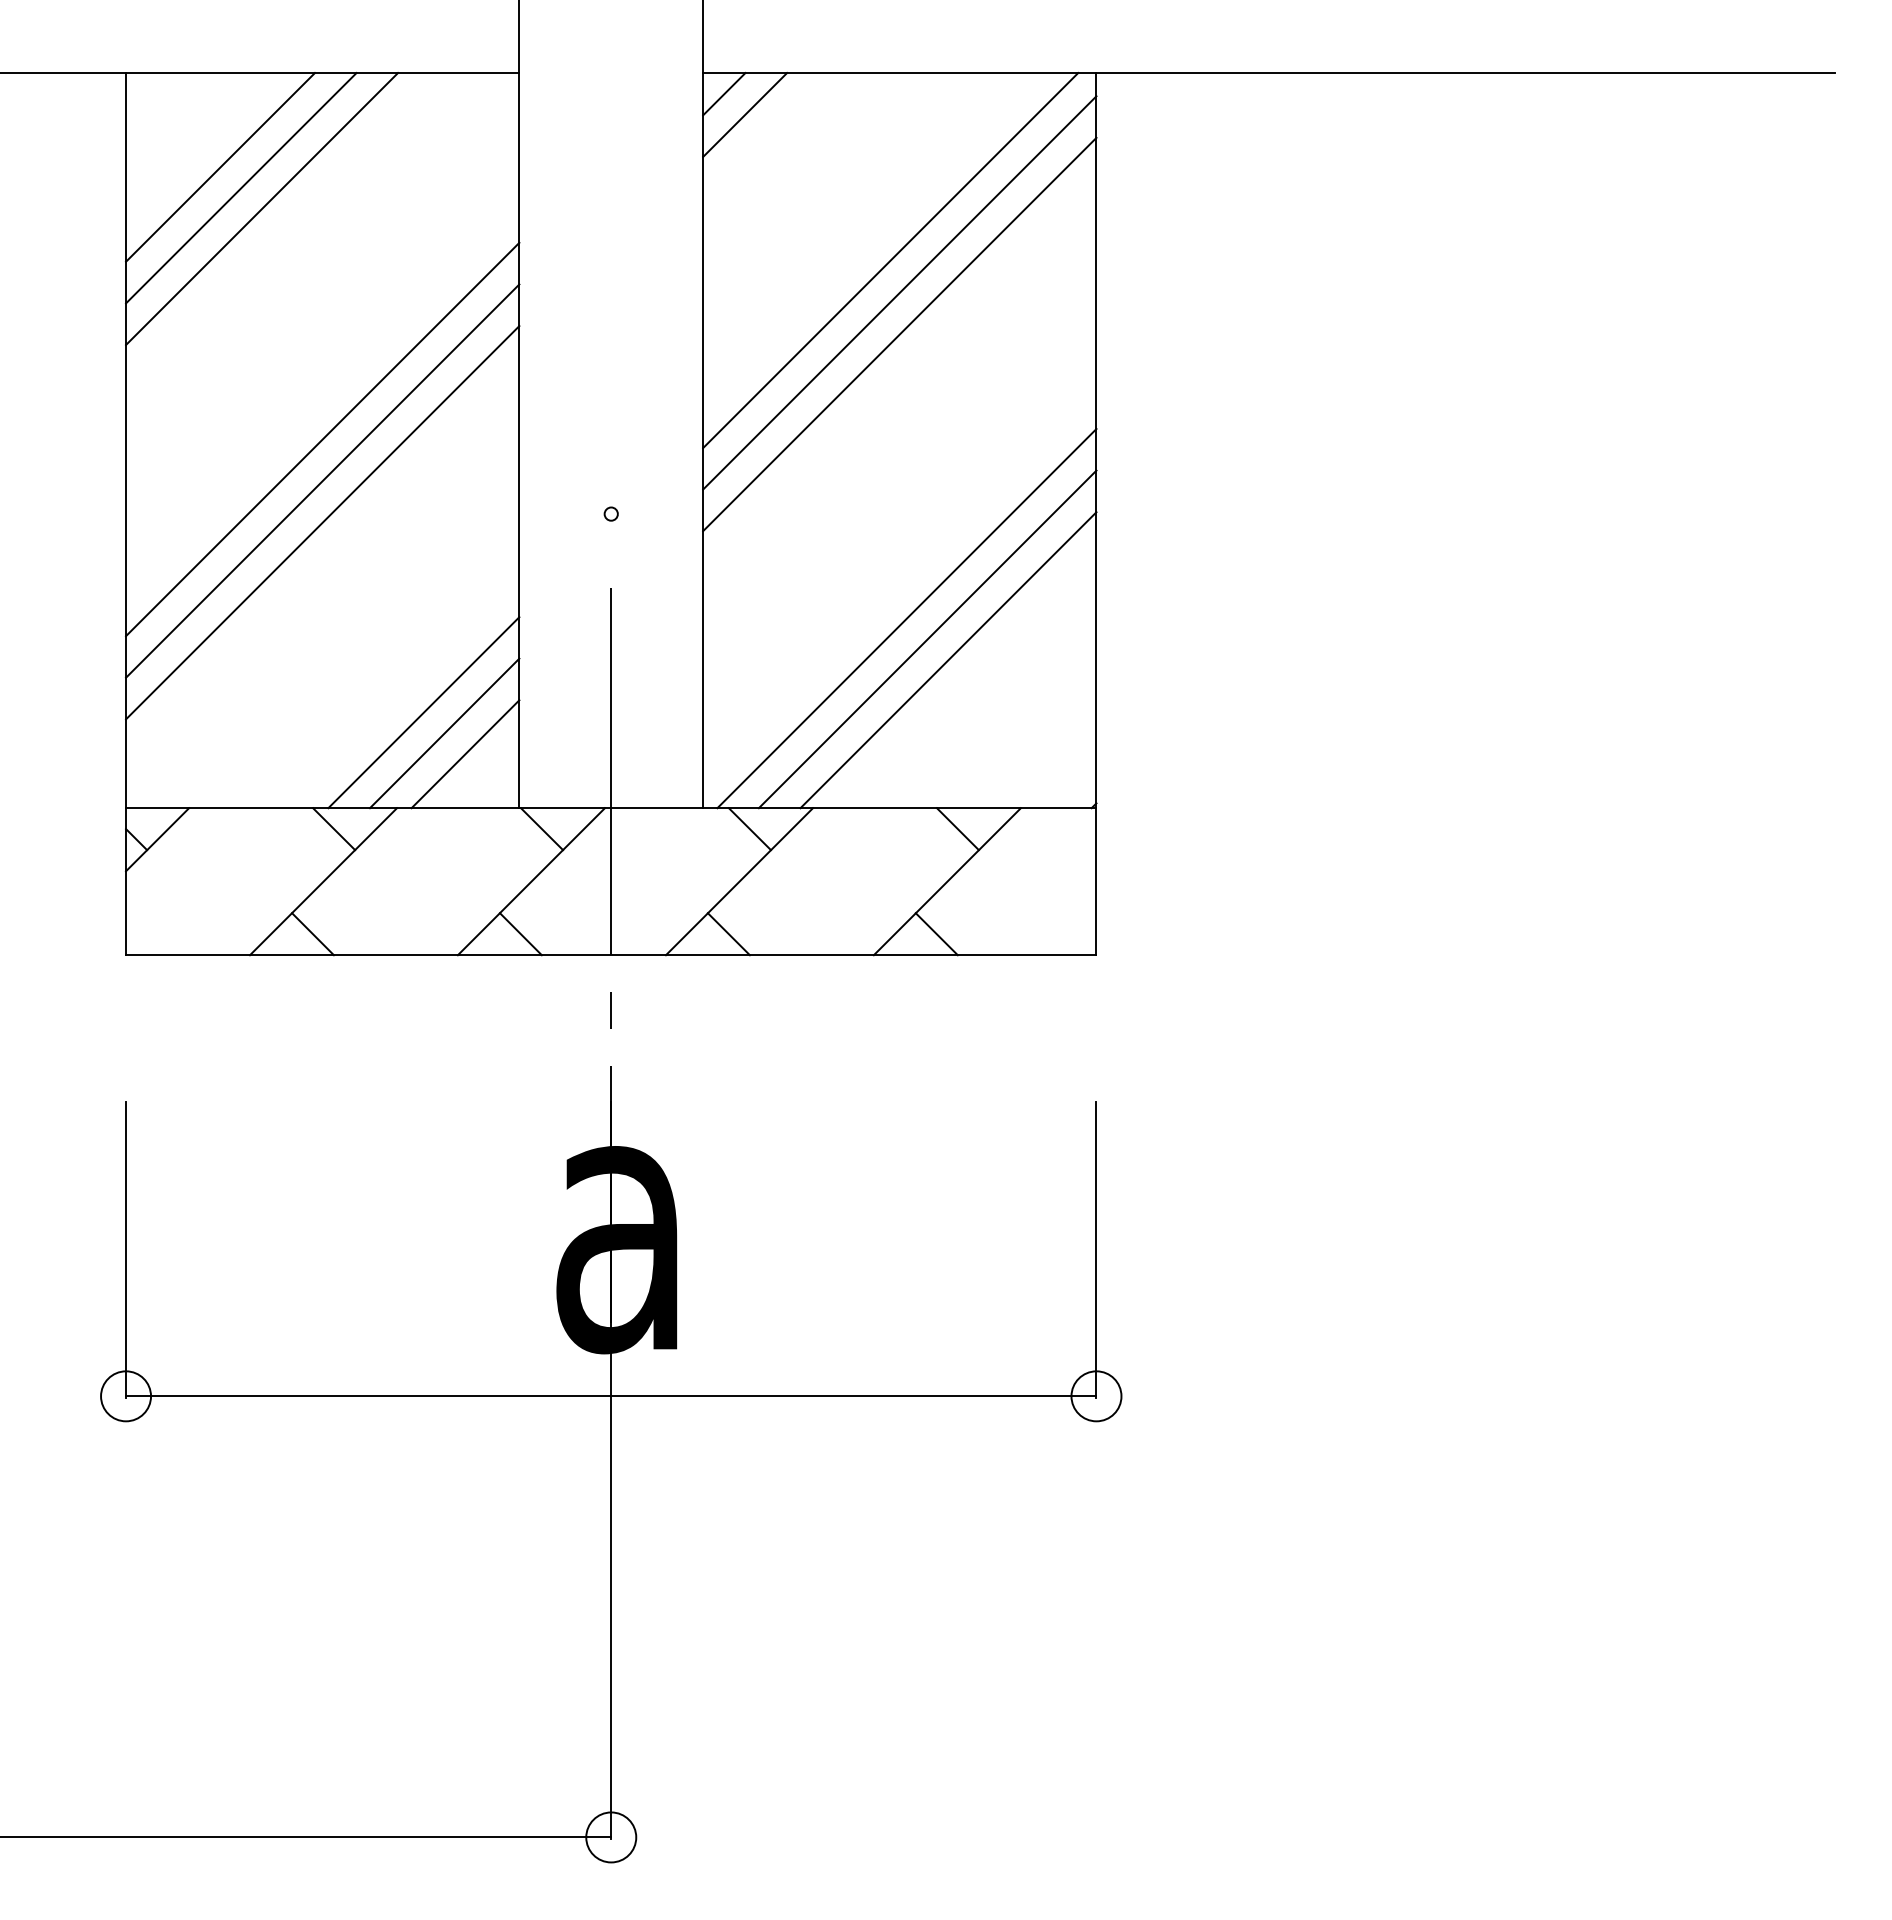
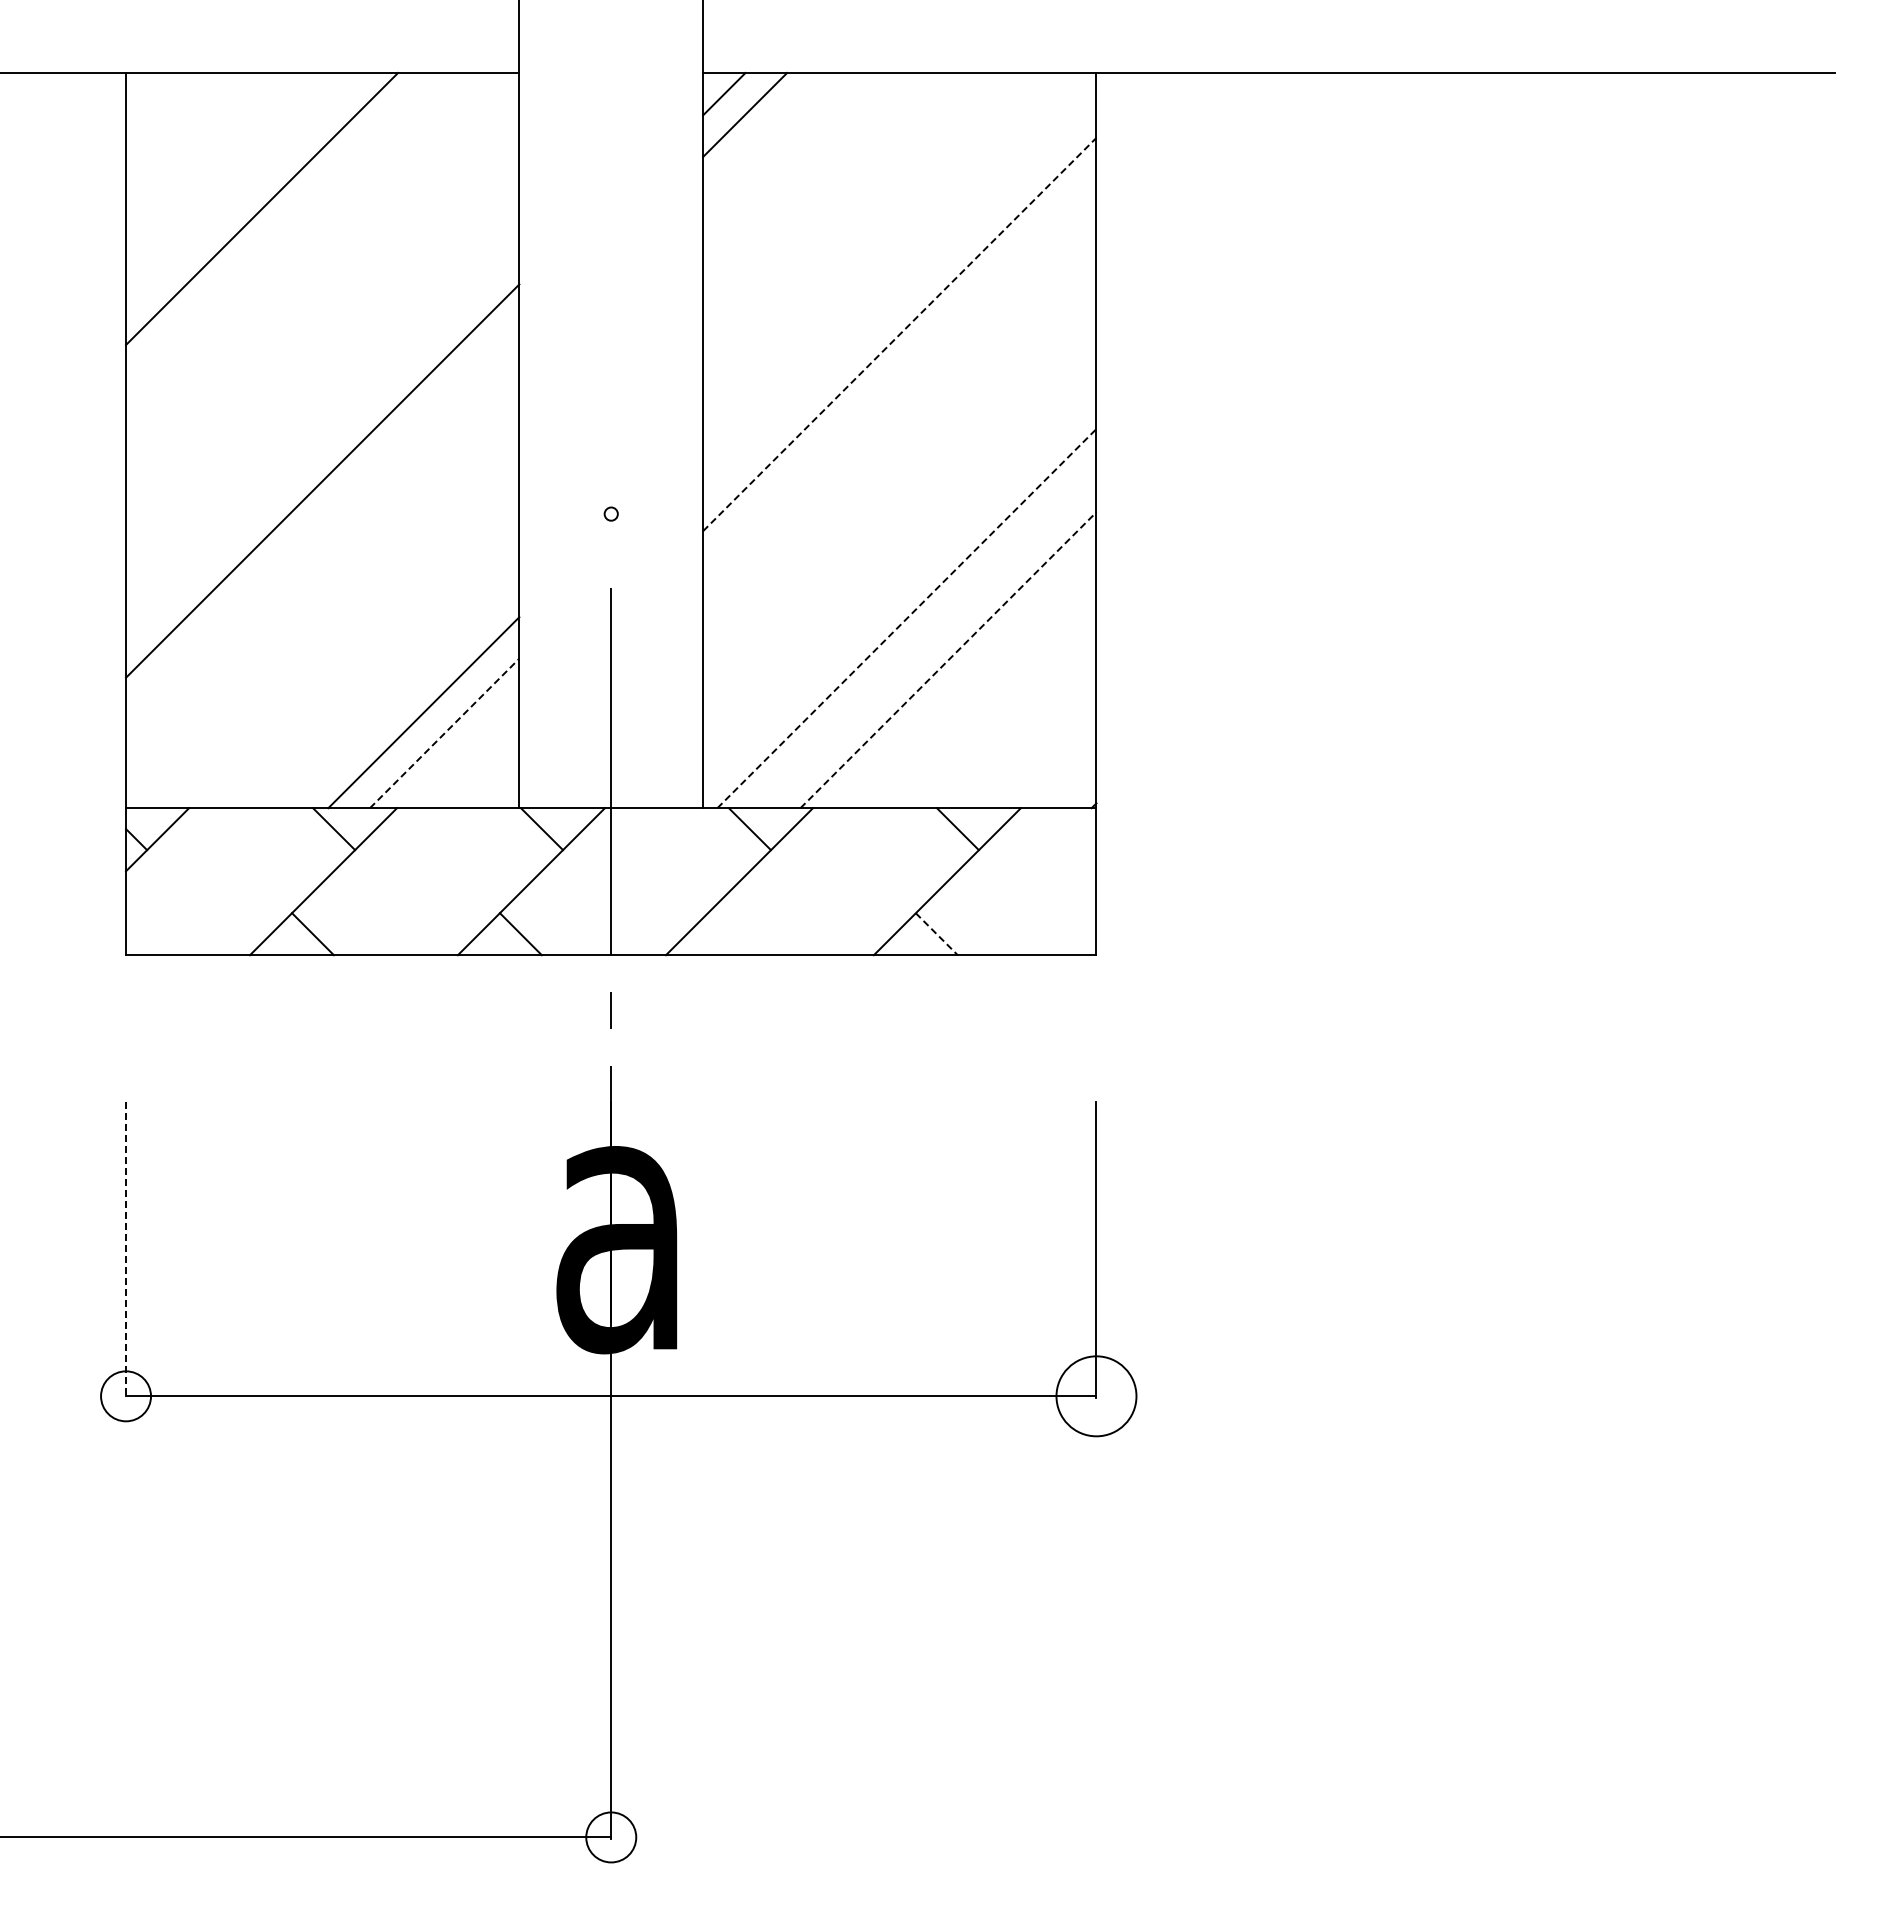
line: present -> none (220, 167)
line: present -> none (241, 188)
line: present -> none (890, 260)
line: present -> none (899, 292)
line: solid -> dashed (900, 334)
line: present -> none (322, 439)
line: present -> none (322, 522)
line: solid -> dashed (907, 618)
line: present -> none (927, 639)
line: solid -> dashed (948, 659)
line: solid -> dashed (444, 733)
line: present -> none (465, 754)
line: present -> none (728, 934)
line: solid -> dashed (936, 934)
line: solid -> dashed (126, 1250)
circle diameter: 50 px -> 80 px (1096, 1396)
